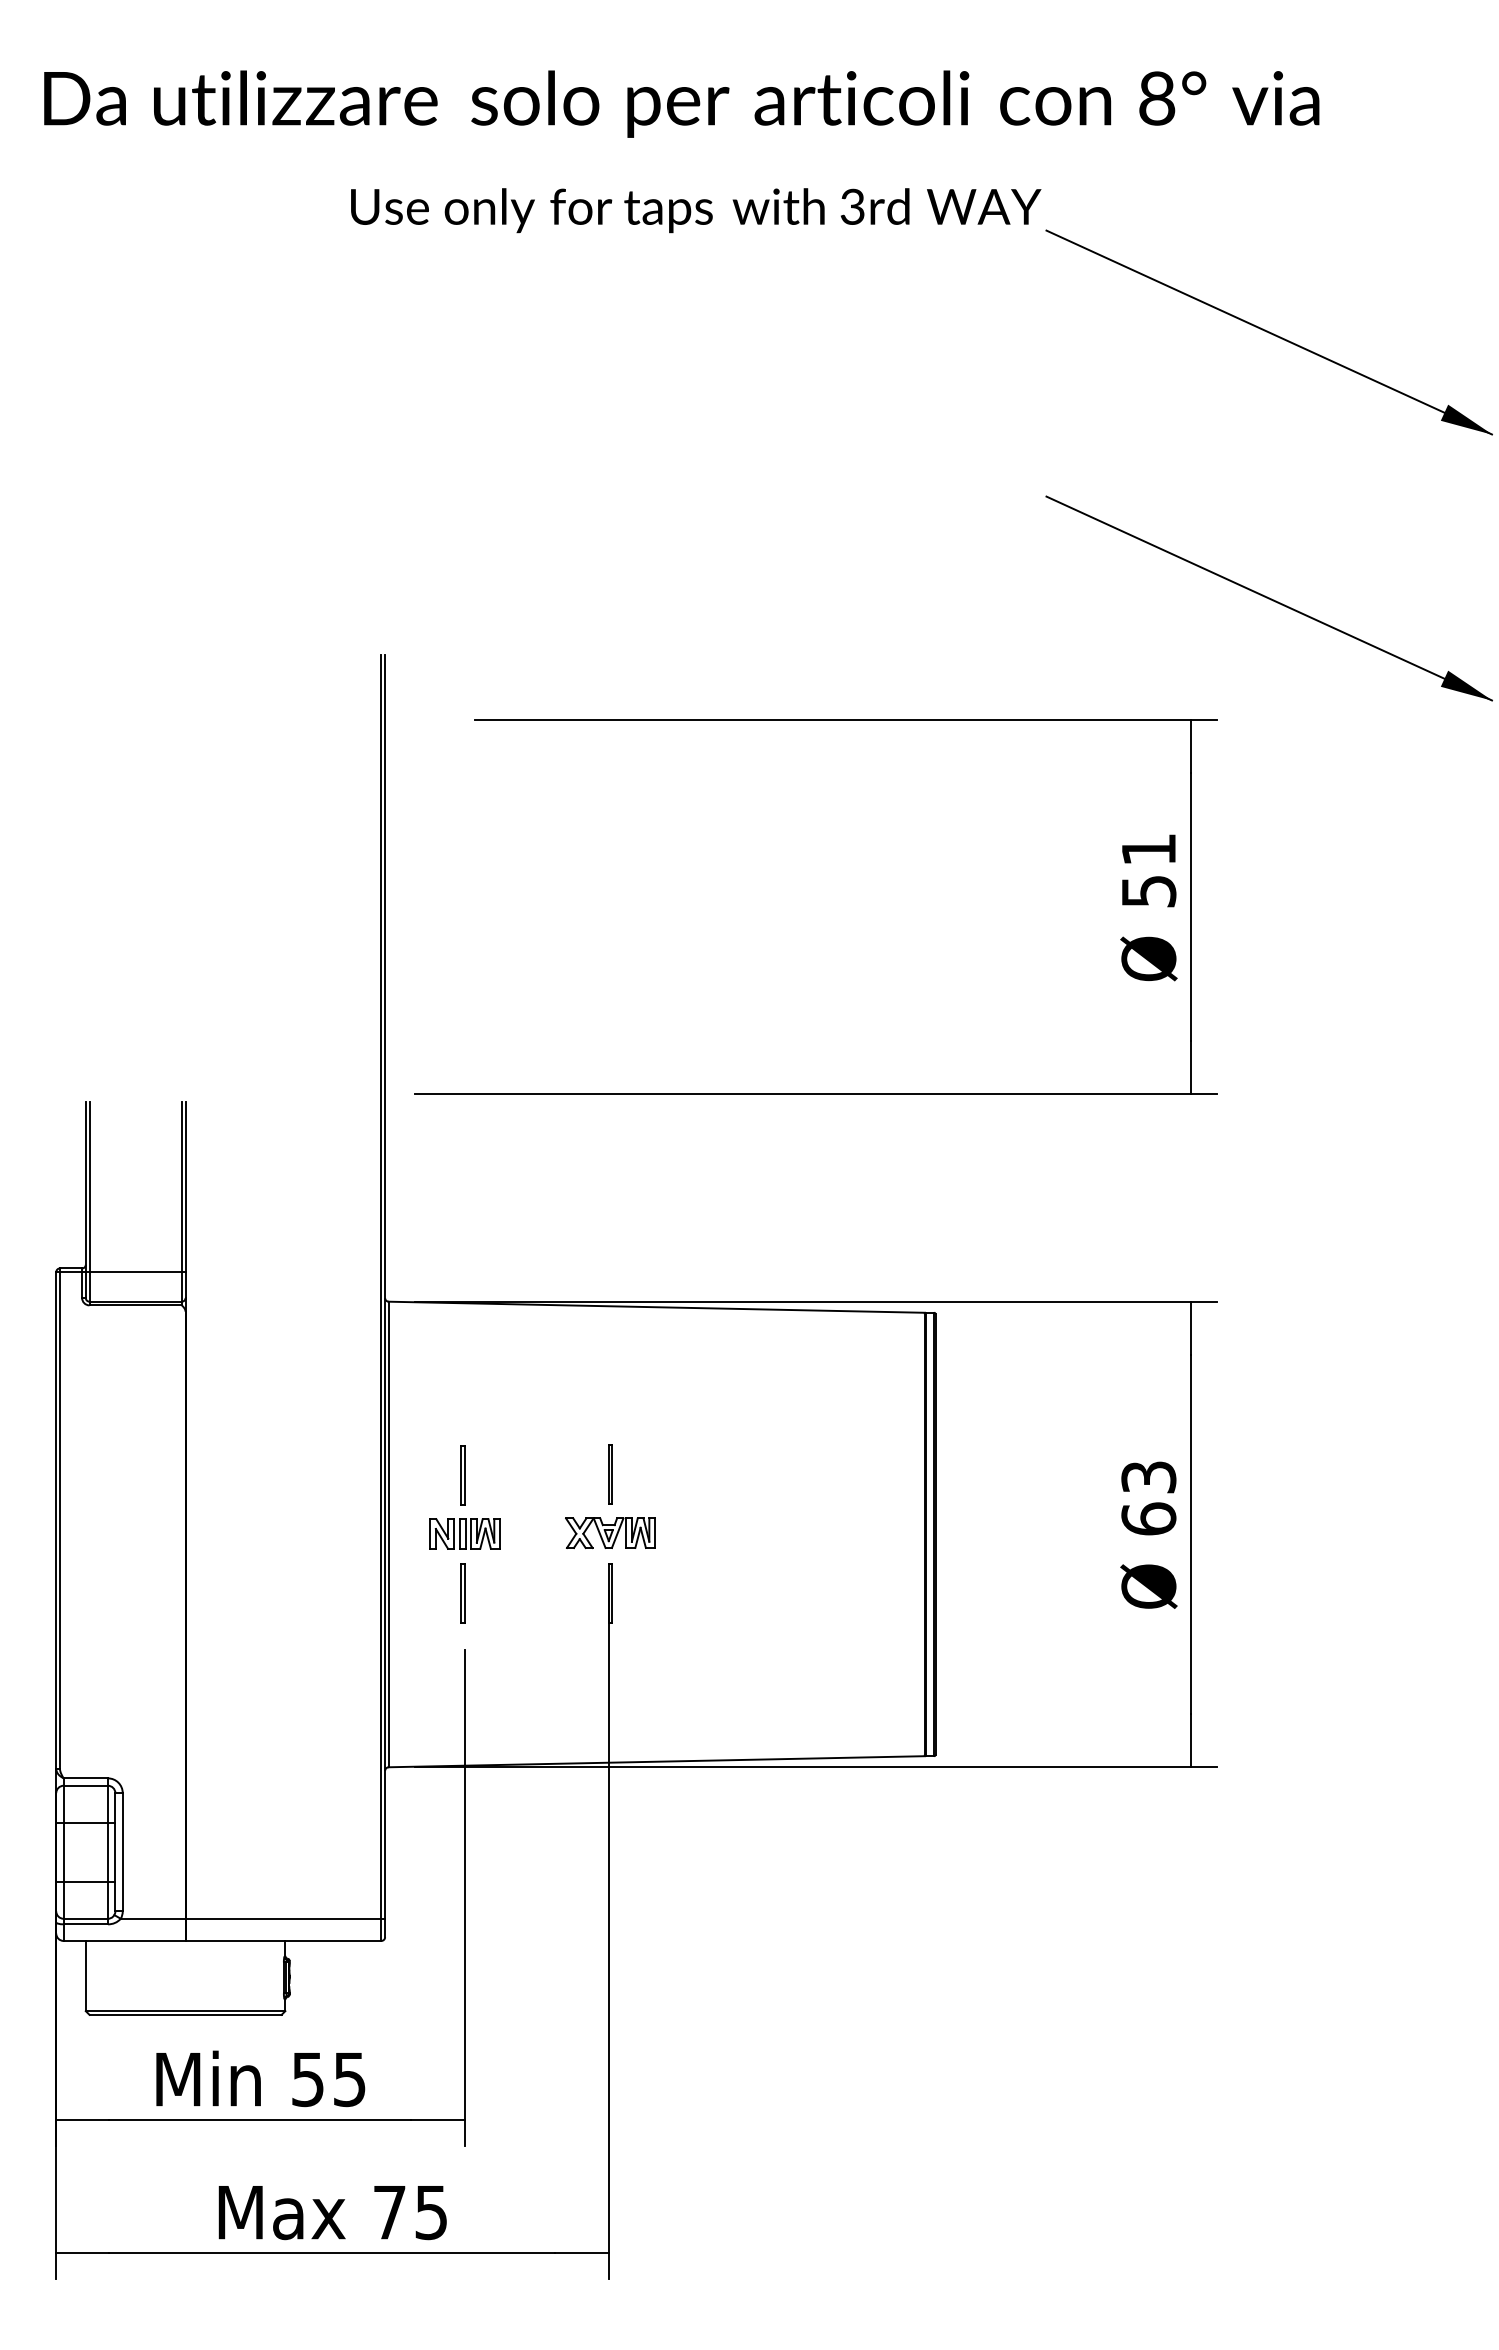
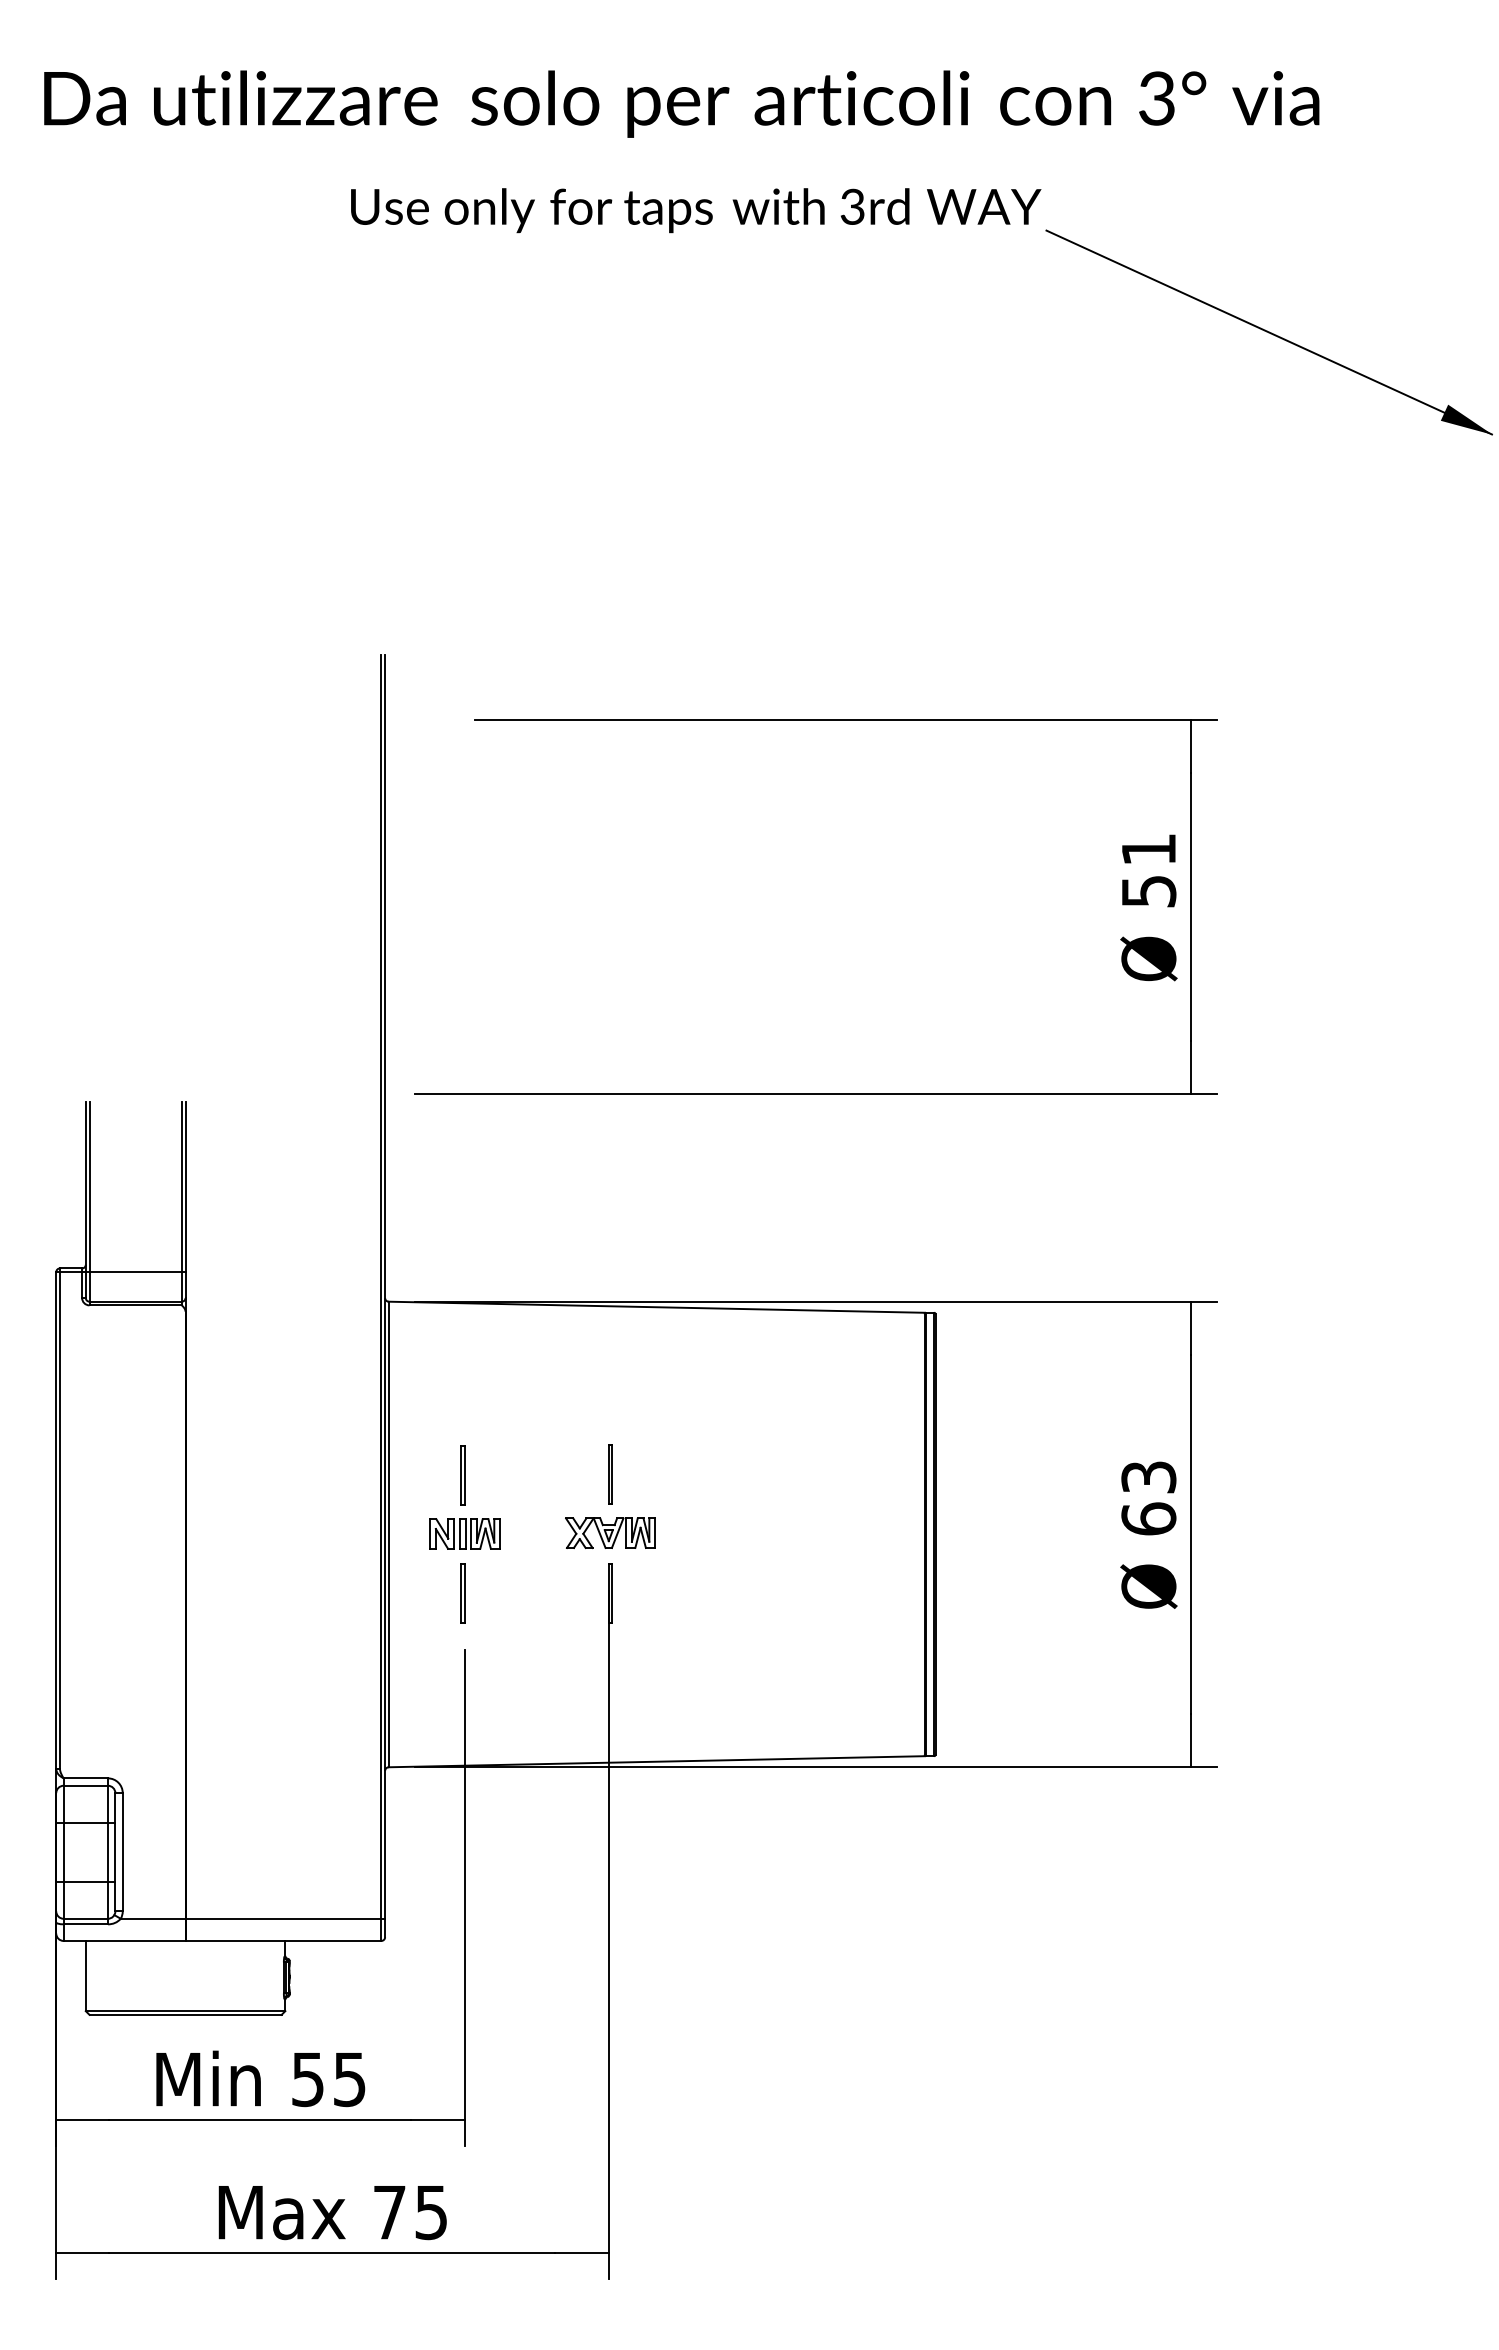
text: 8° -> 3° (1157, 98)
part: present -> none (1268, 598)
